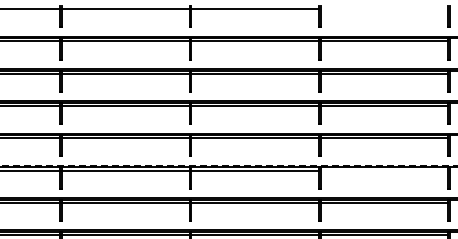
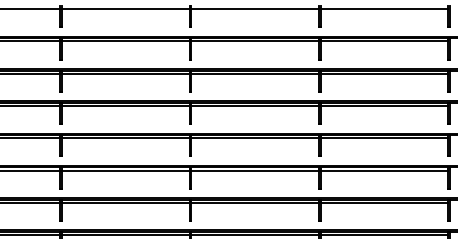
line: none -> present (383, 9)
line: dashed -> solid (228, 165)
line: none -> present (383, 170)
